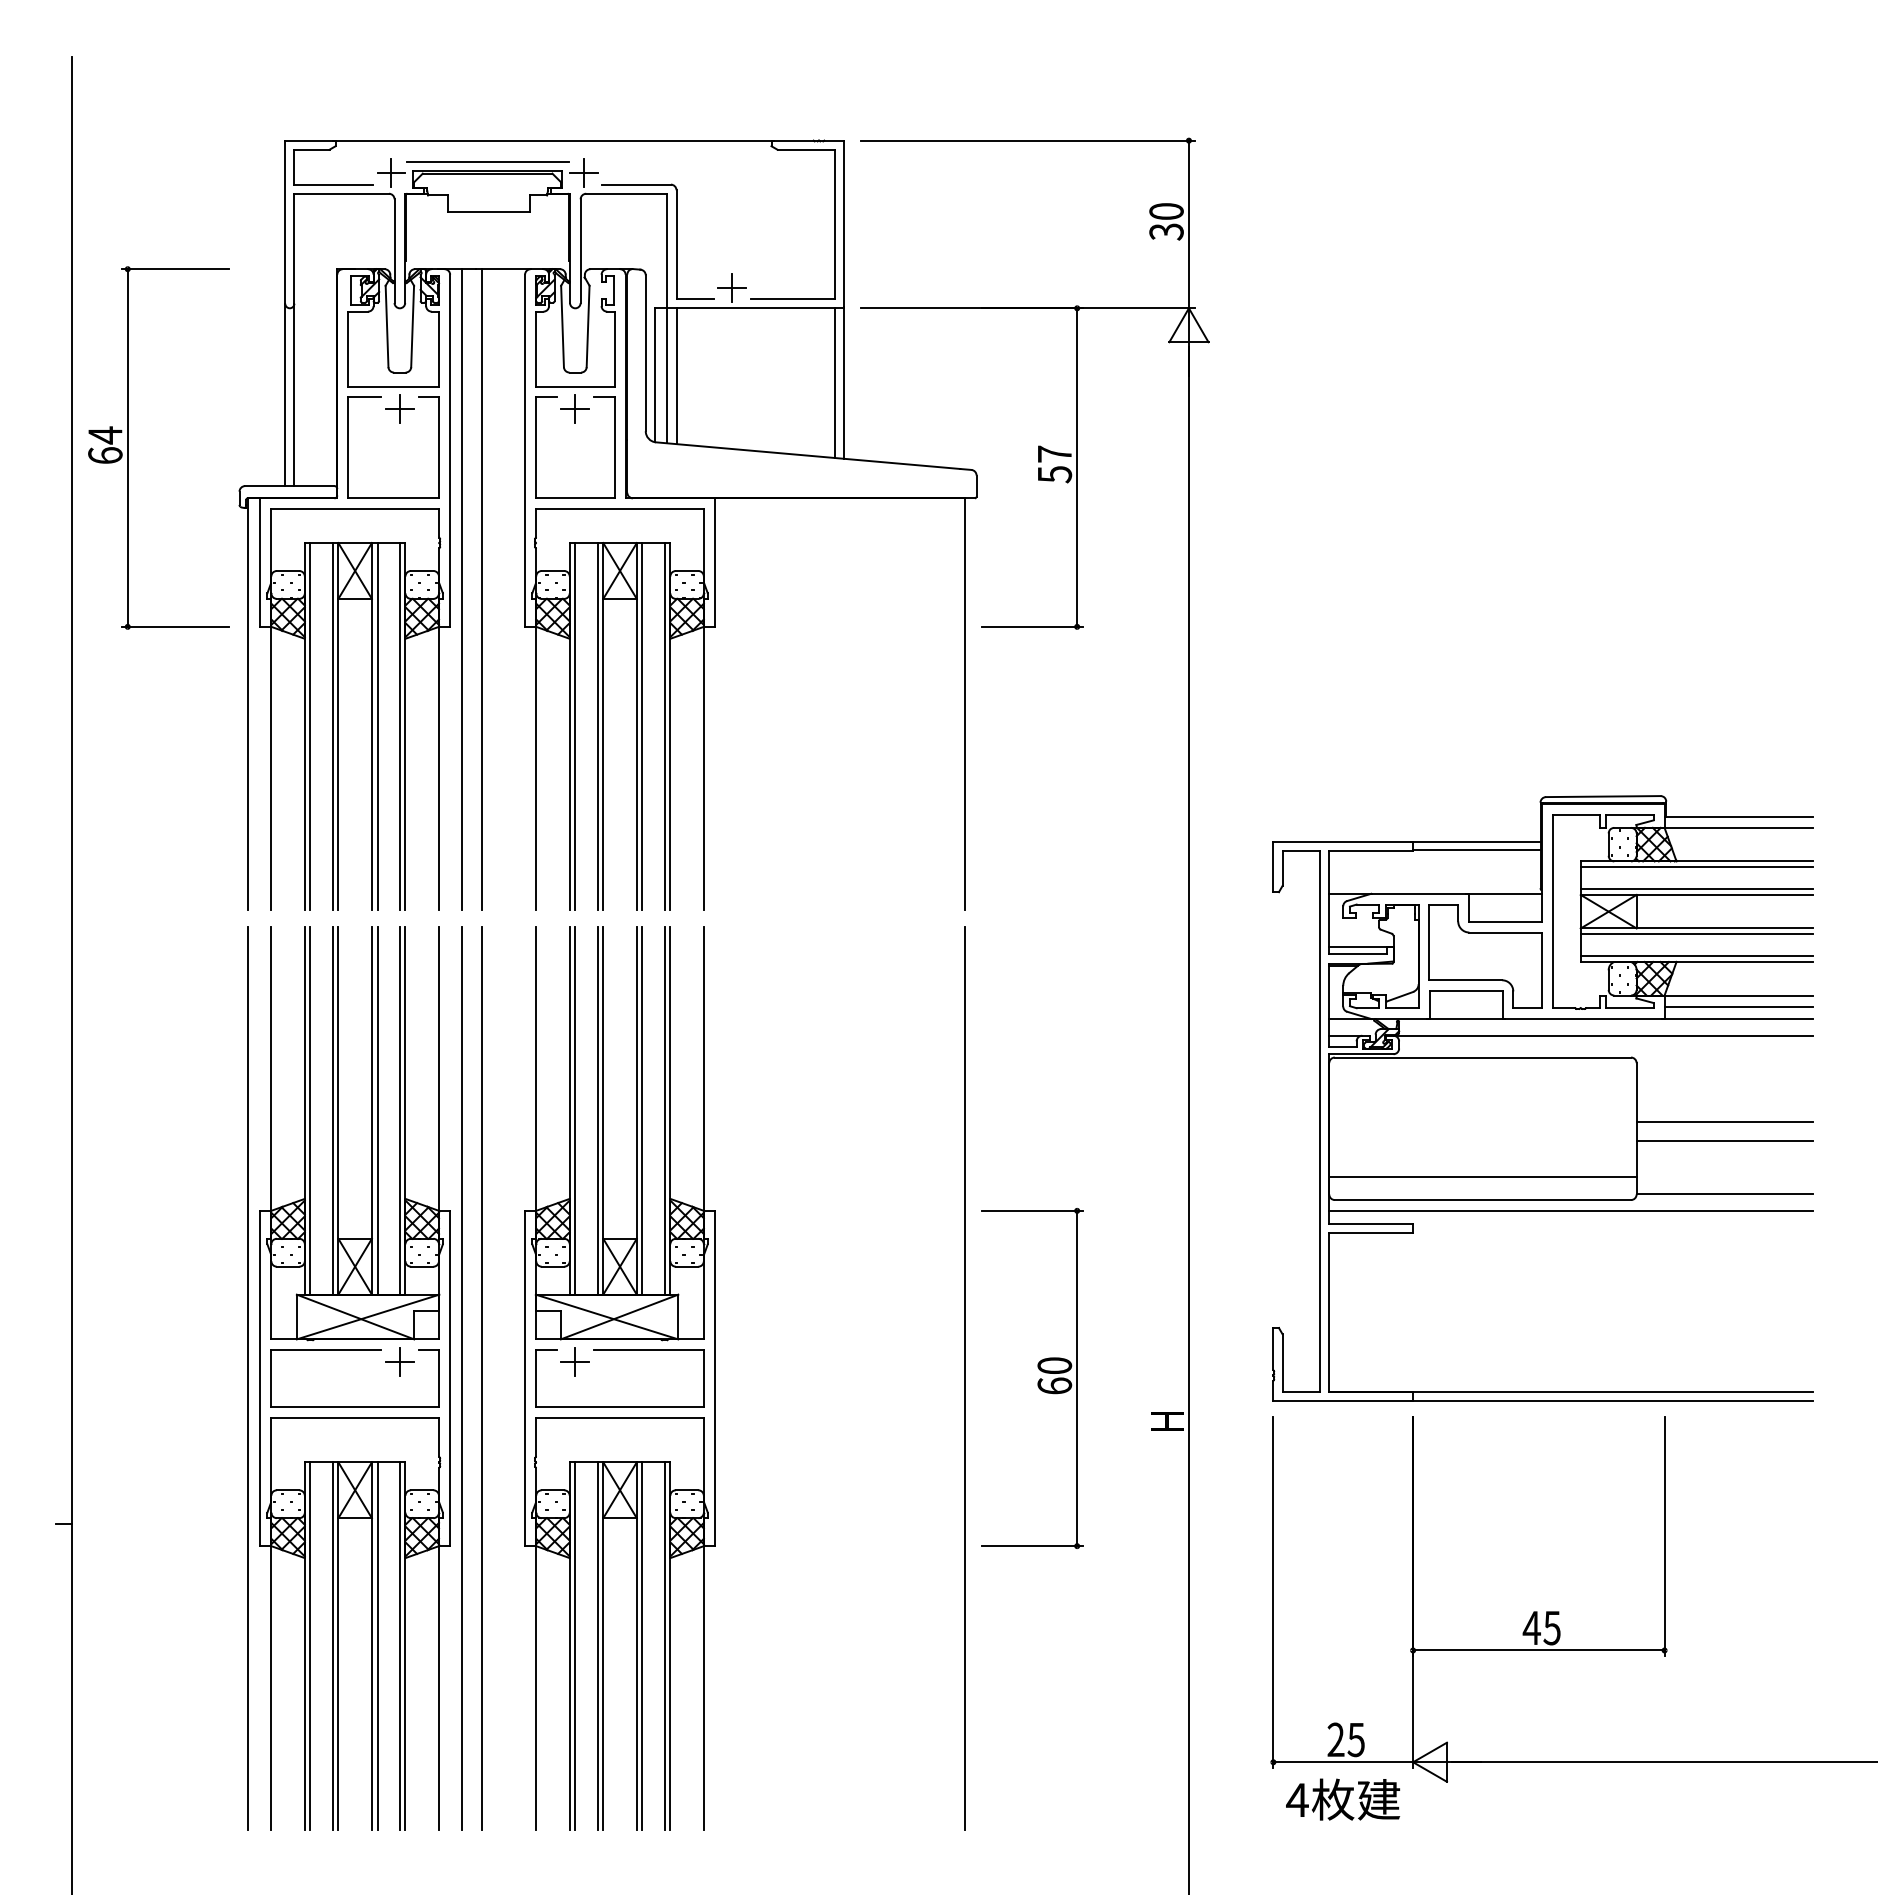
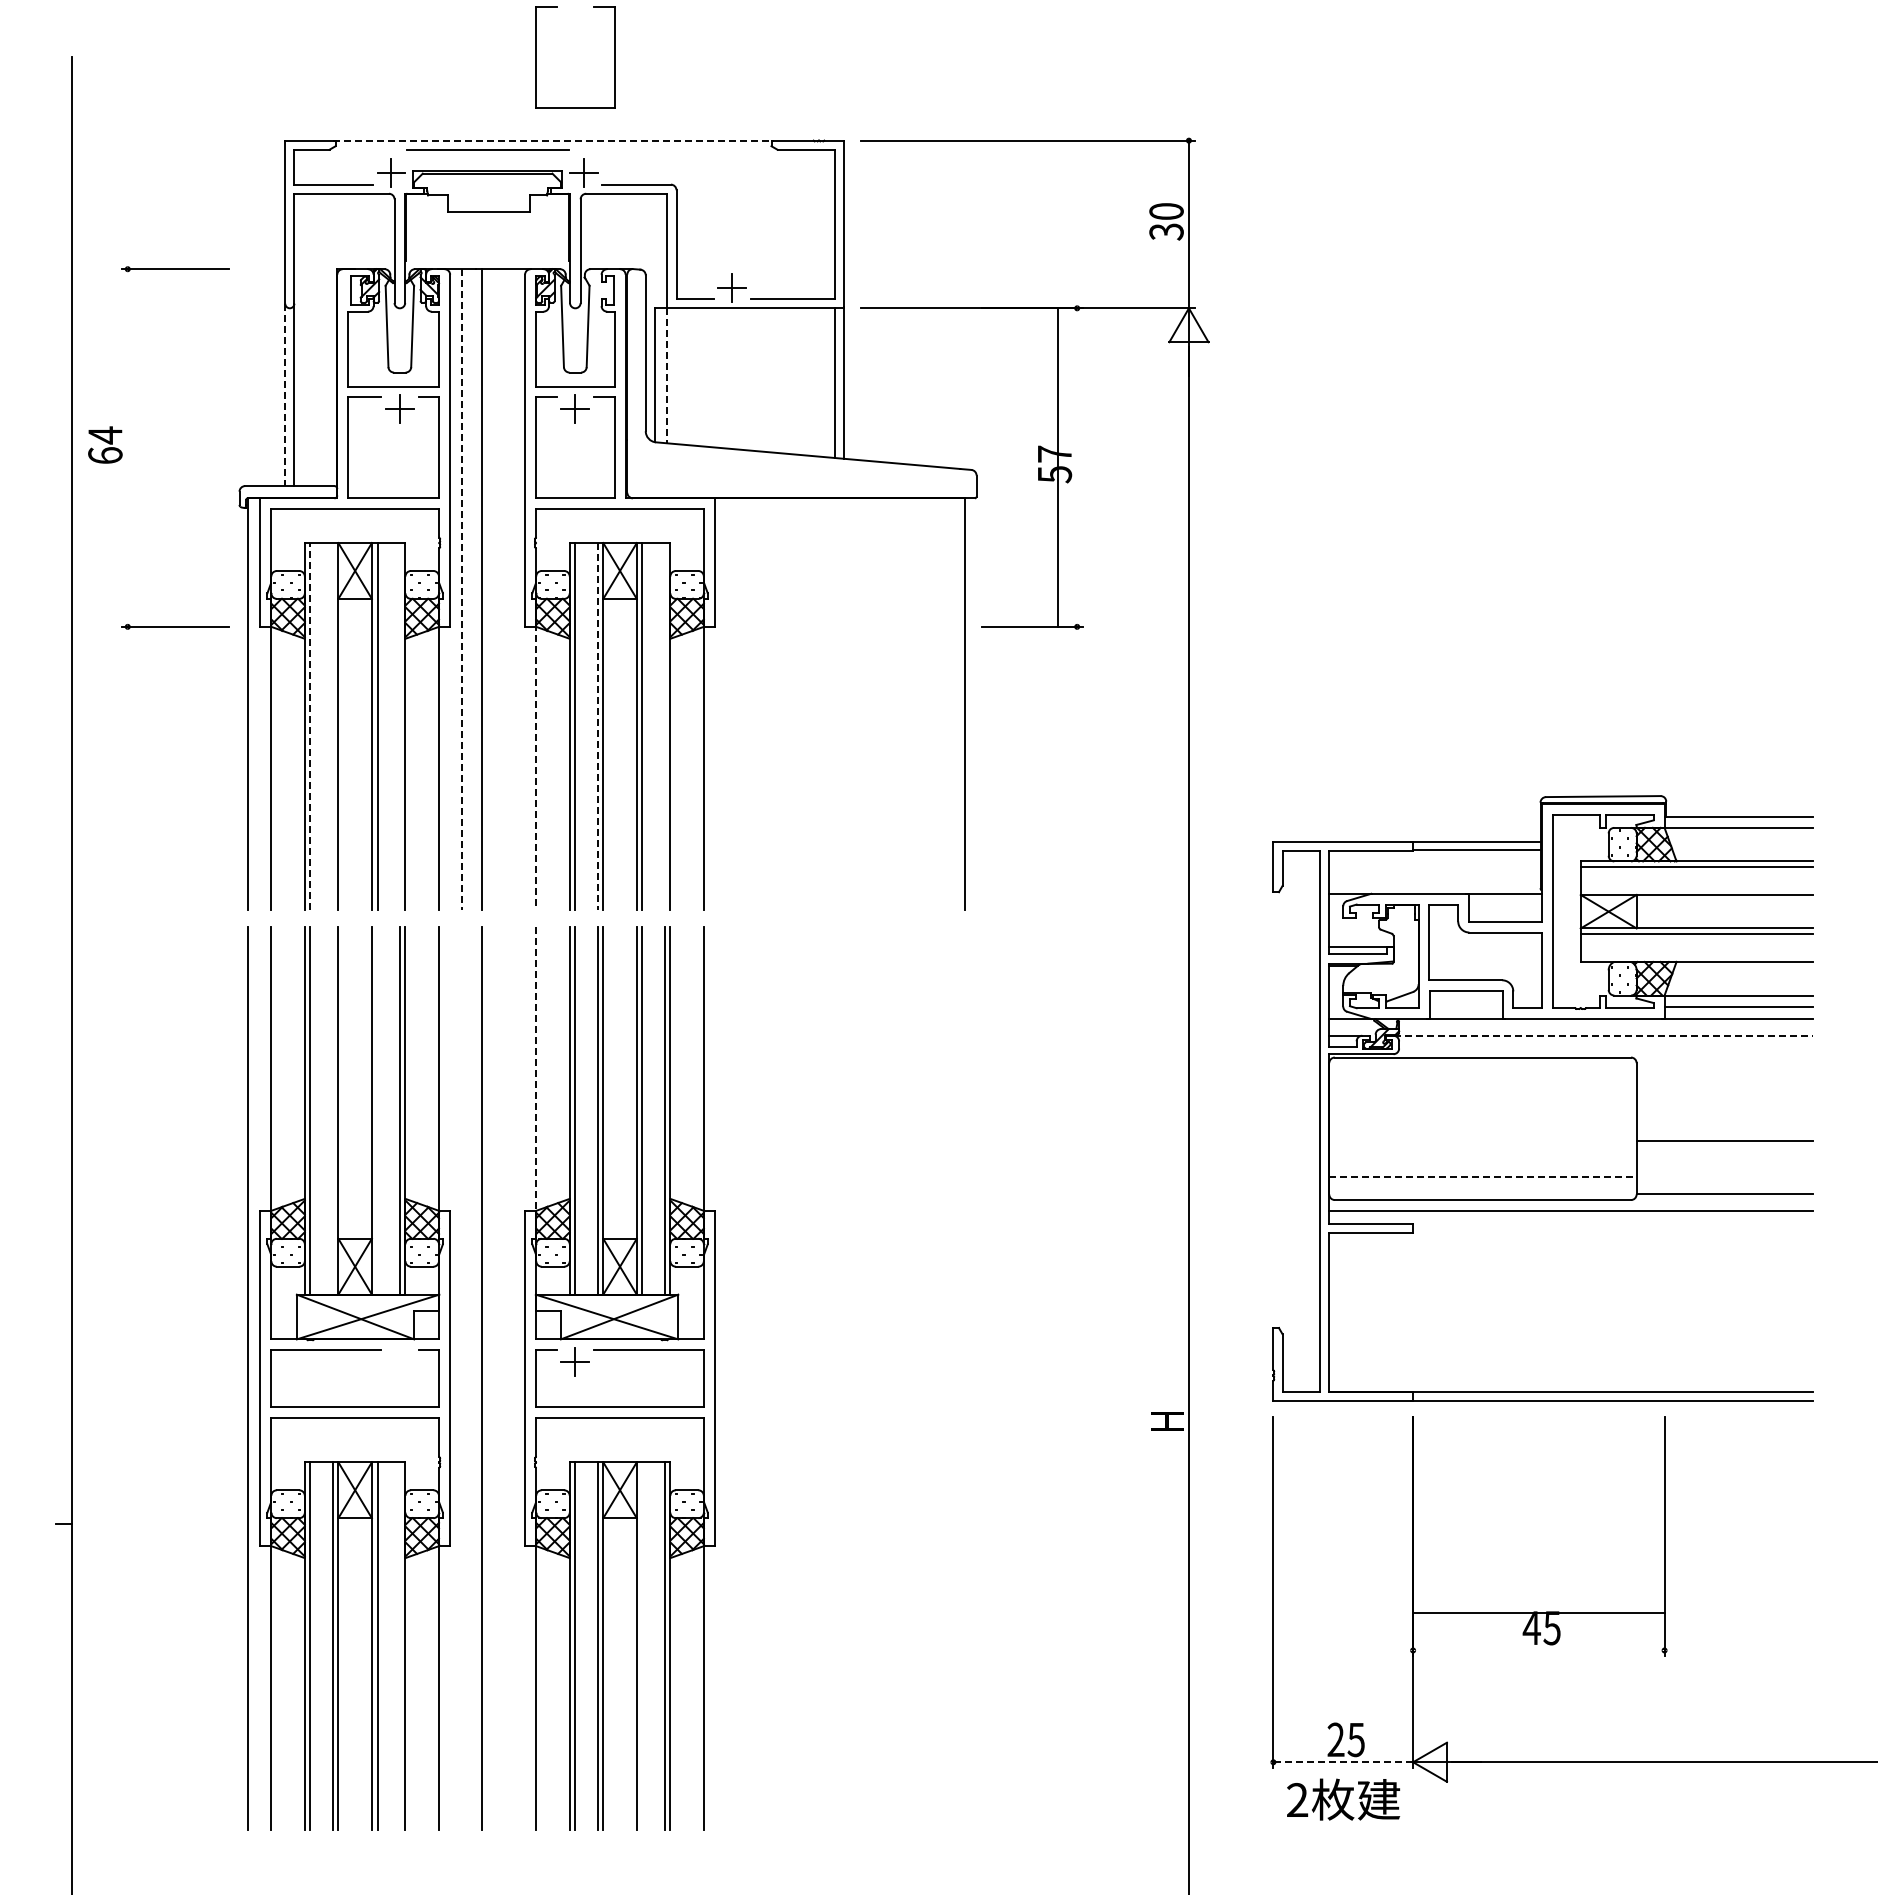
part: none -> present (536, 57)
line: solid -> dashed (553, 140)
line position: (487, 161) -> (487, 149) (487, 149)
line: solid -> dashed (667, 375)
line: present -> none (676, 376)
line: solid -> dashed (285, 395)
line: present -> none (127, 447)
line position: (1077, 467) -> (1058, 467) (1058, 467)
line: solid -> dashed (462, 589)
line: solid -> dashed (310, 726)
line: present -> none (332, 726)
line: present -> none (399, 726)
line: solid -> dashed (597, 726)
line: present -> none (664, 726)
line: solid -> dashed (536, 767)
line: present -> none (1696, 889)
line: present -> none (1696, 956)
line: solid -> dashed (1603, 1035)
line: solid -> dashed (536, 1070)
line: present -> none (332, 1110)
line: present -> none (377, 1110)
line: present -> none (1724, 1122)
line: solid -> dashed (1482, 1177)
part: present -> none (399, 1361)
line: present -> none (461, 1378)
line: present -> none (964, 1378)
part: present -> none (1038, 1380)
line: present -> none (399, 1645)
line: present -> none (642, 1645)
line position: (1538, 1650) -> (1538, 1613) (1538, 1613)
line: solid -> dashed (1343, 1762)
text: 4 -> 2 (1297, 1799)
